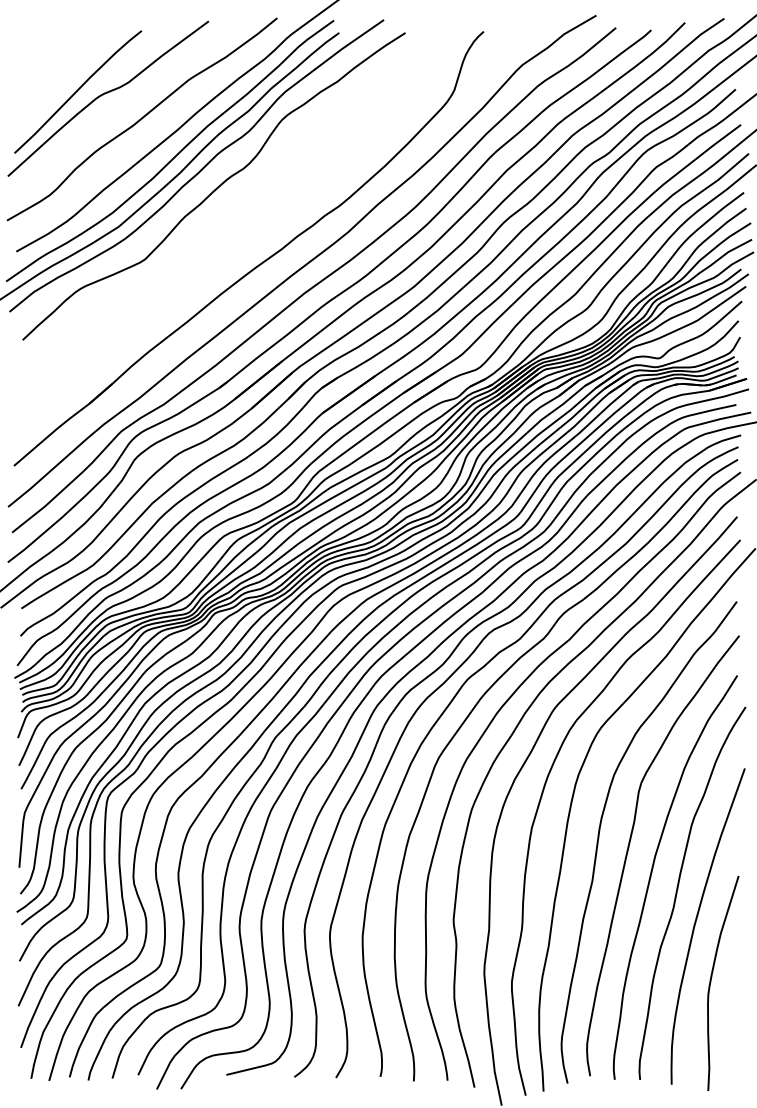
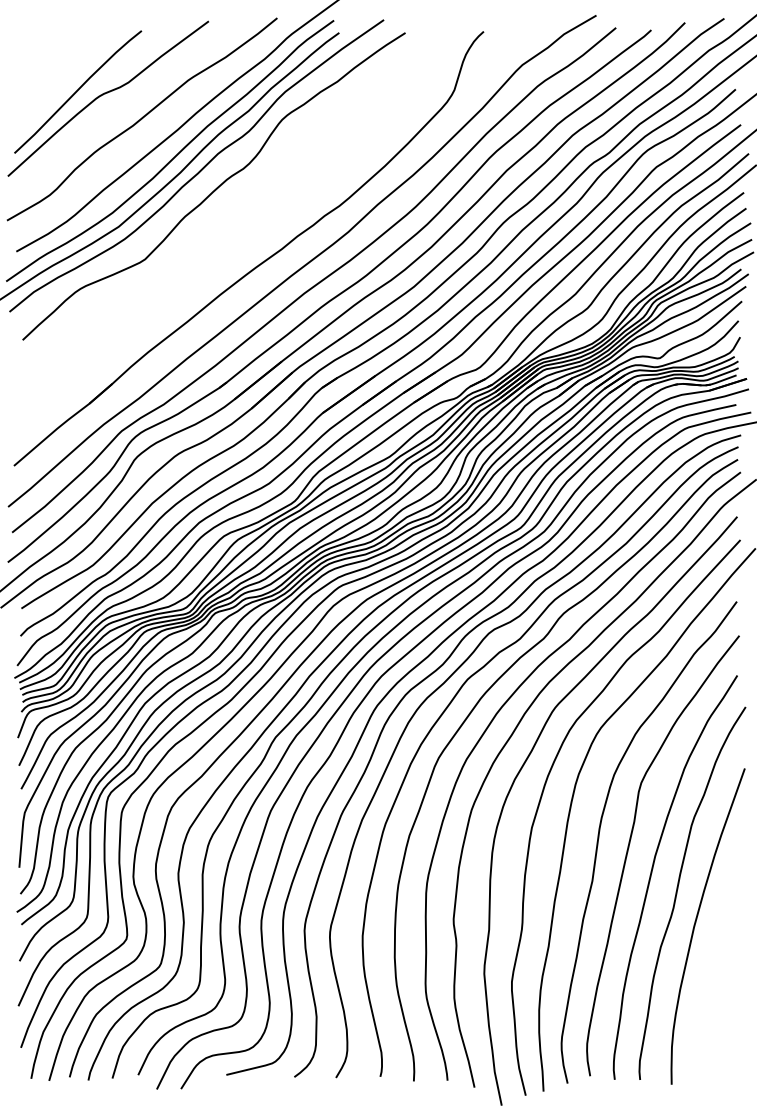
curve: present -> none (711, 982)
